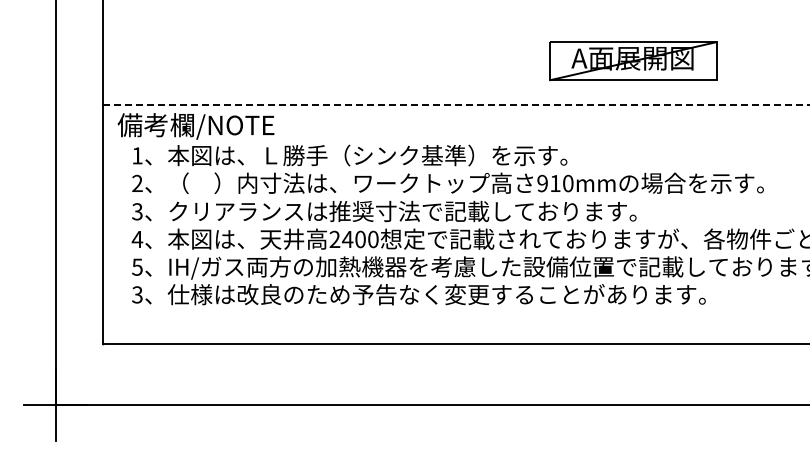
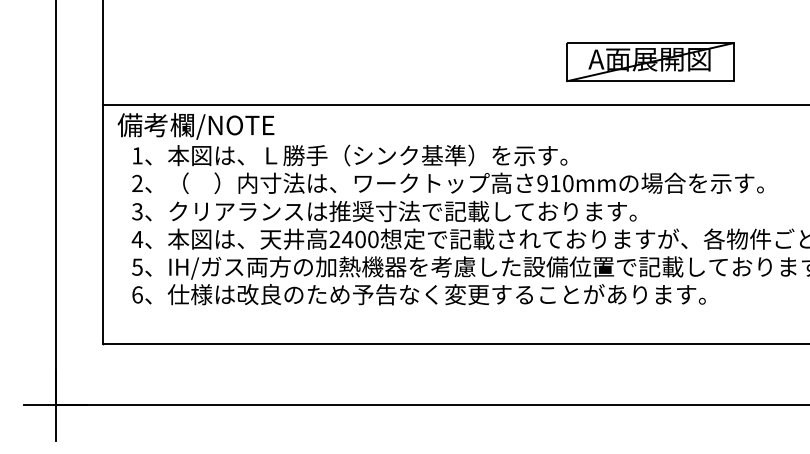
part position: (633, 61) -> (650, 62) (650, 62)
line: dashed -> solid (457, 105)
text: 3 -> 6 (137, 294)
